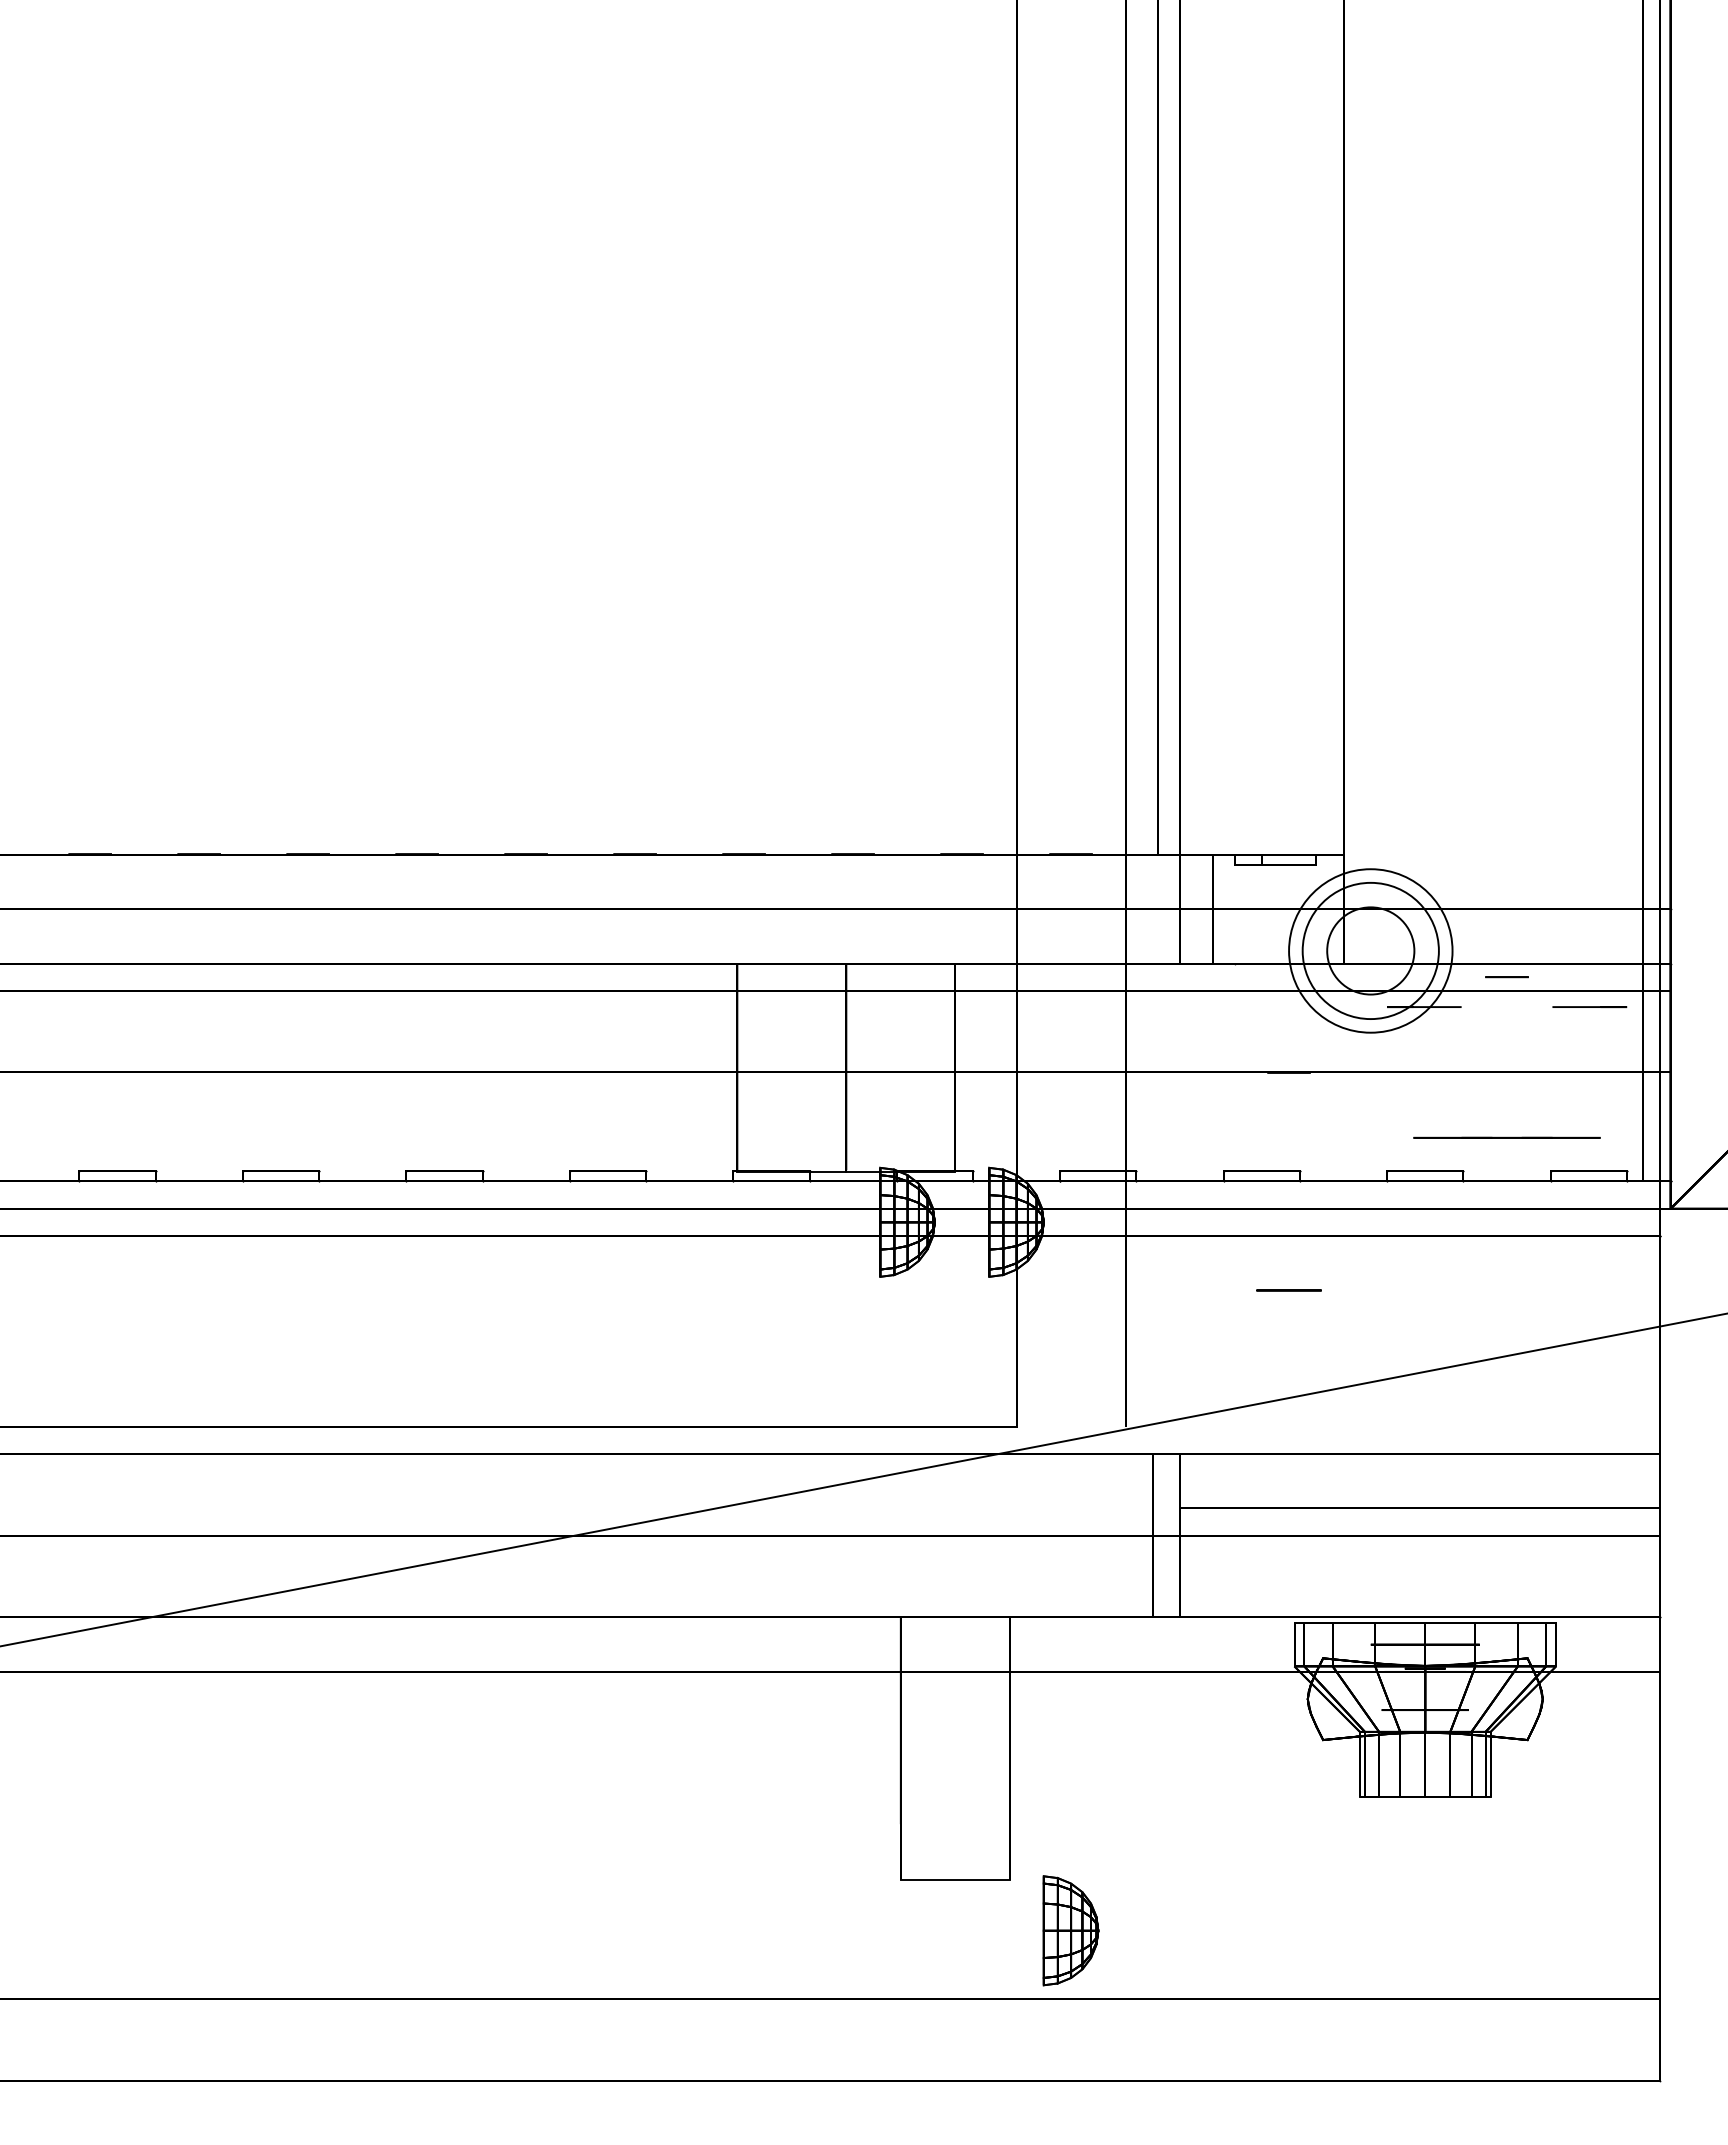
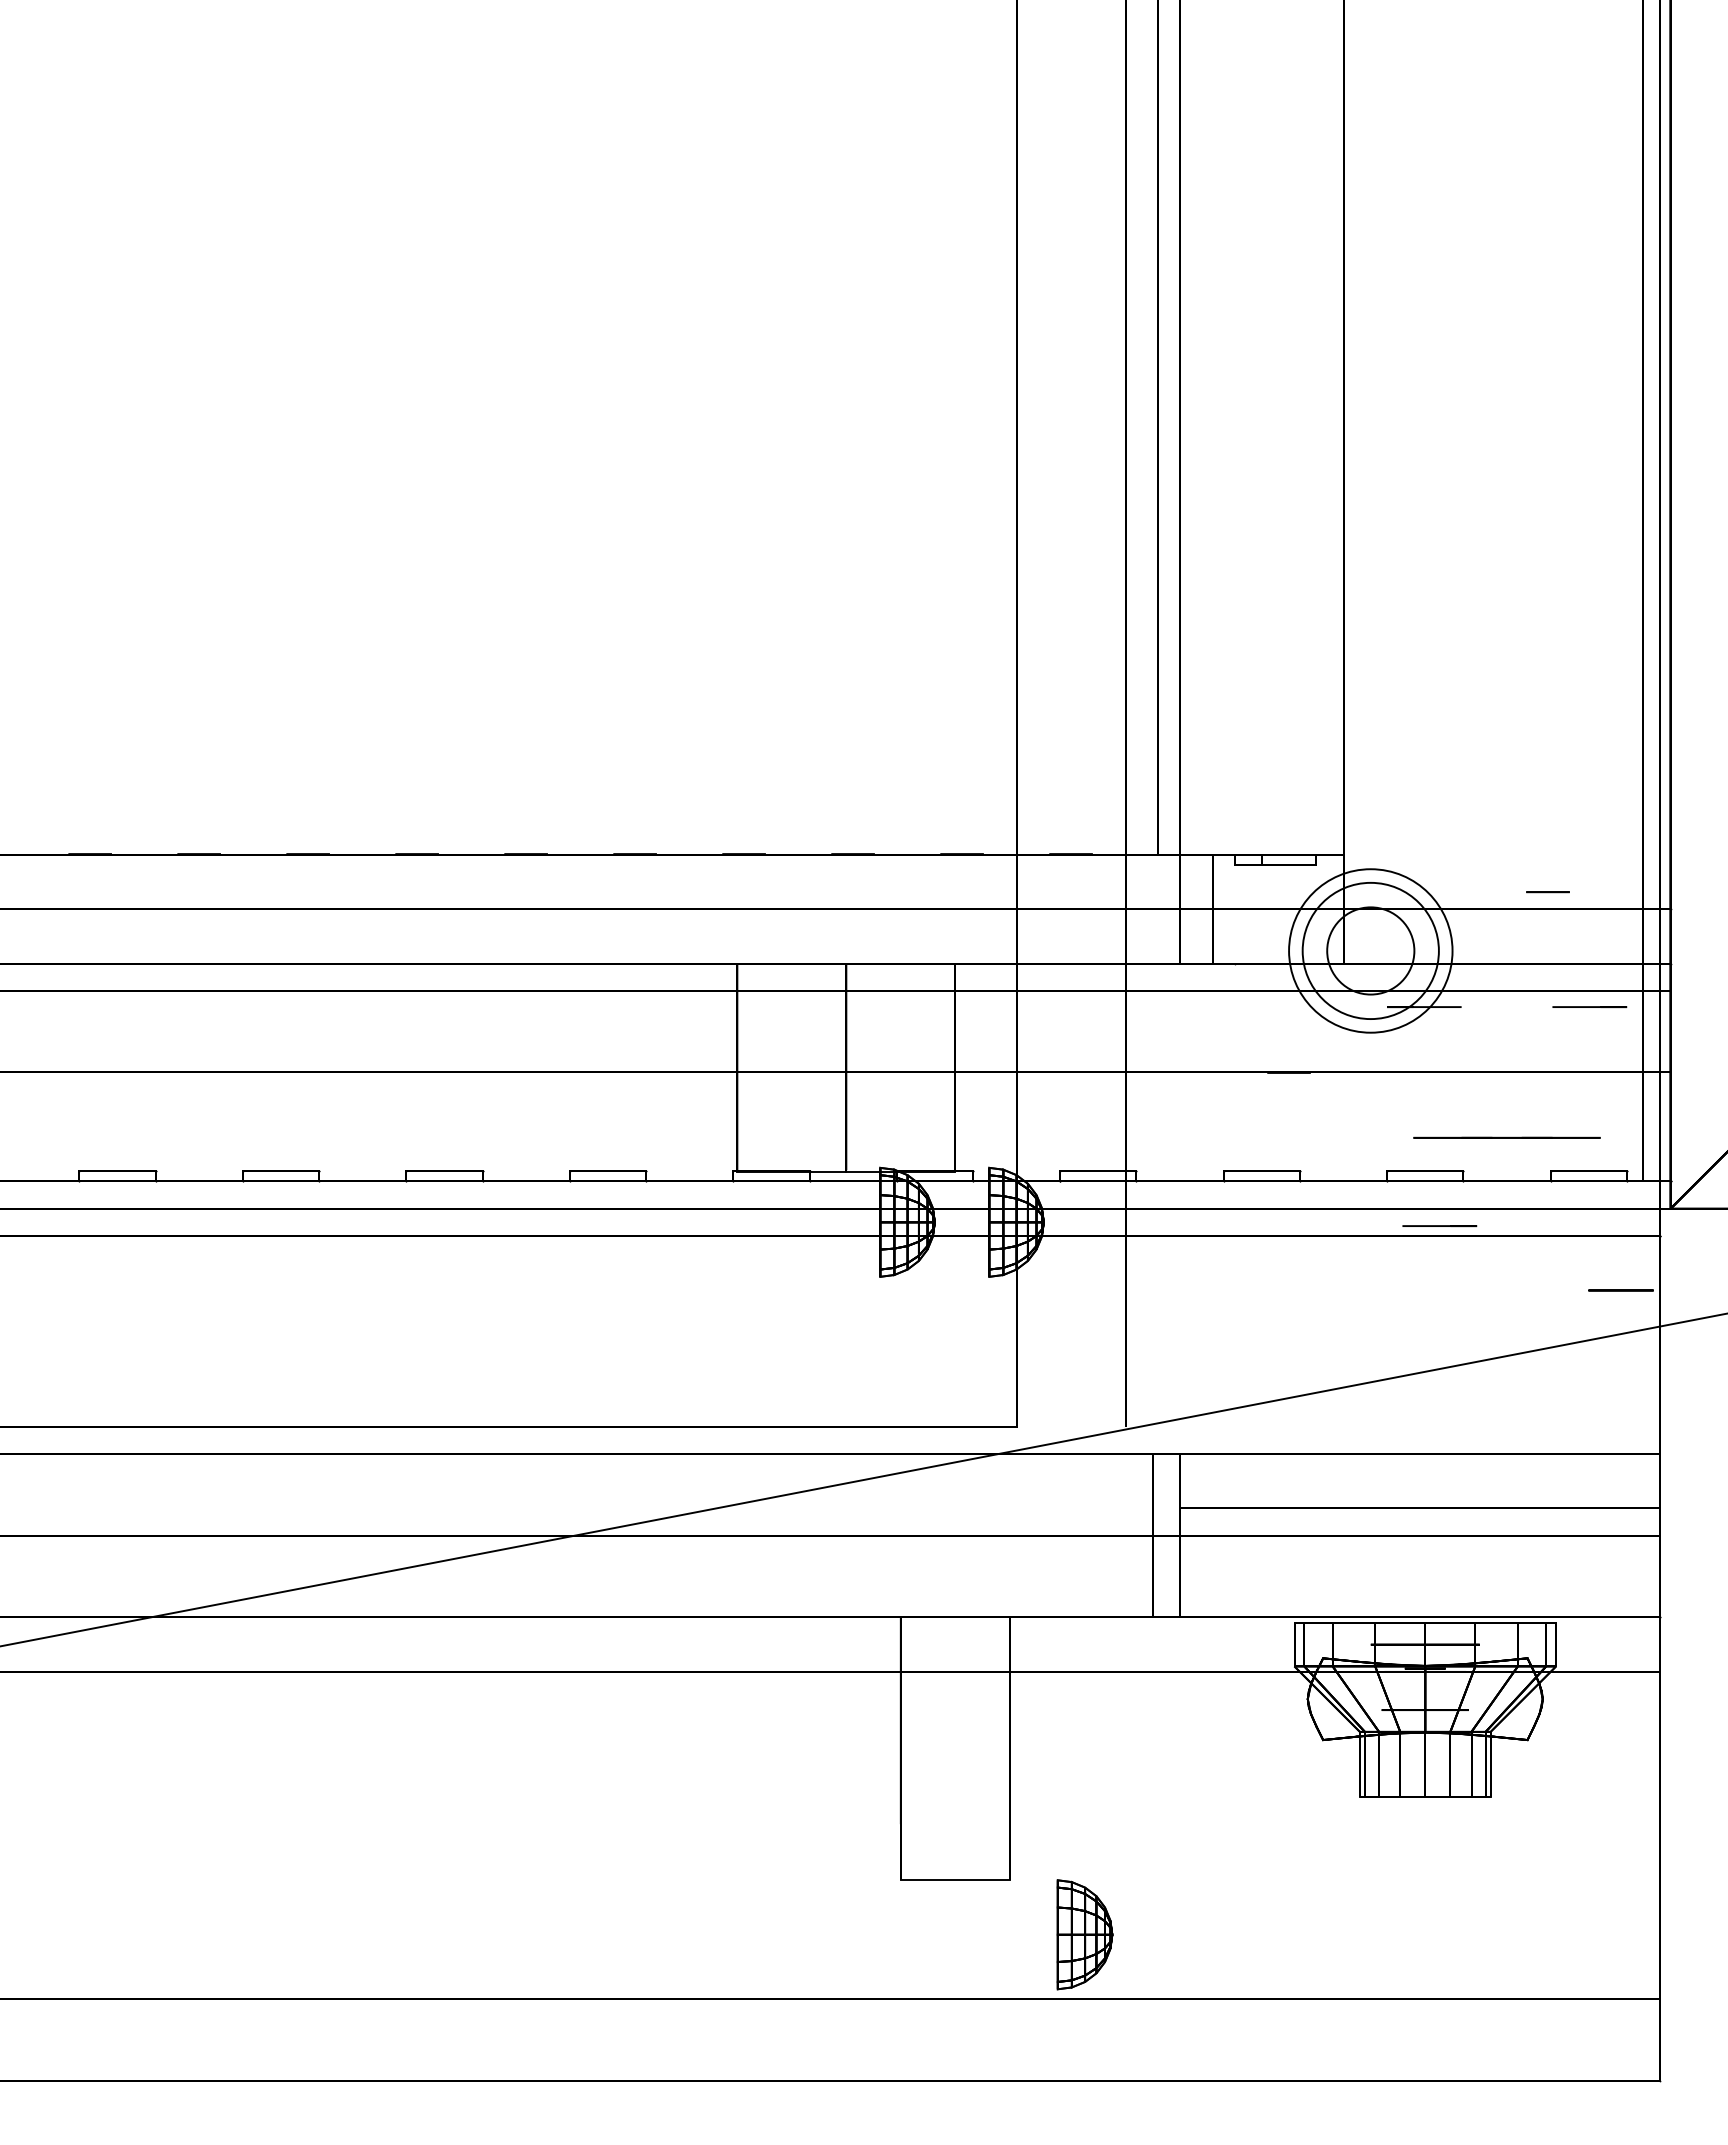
line position: (1506, 977) -> (1547, 892) (1547, 892)
line: none -> present (1439, 1225)
circle position: (1288, 1290) -> (1620, 1290) (1620, 1290)
part position: (1070, 1930) -> (1084, 1934) (1084, 1934)
